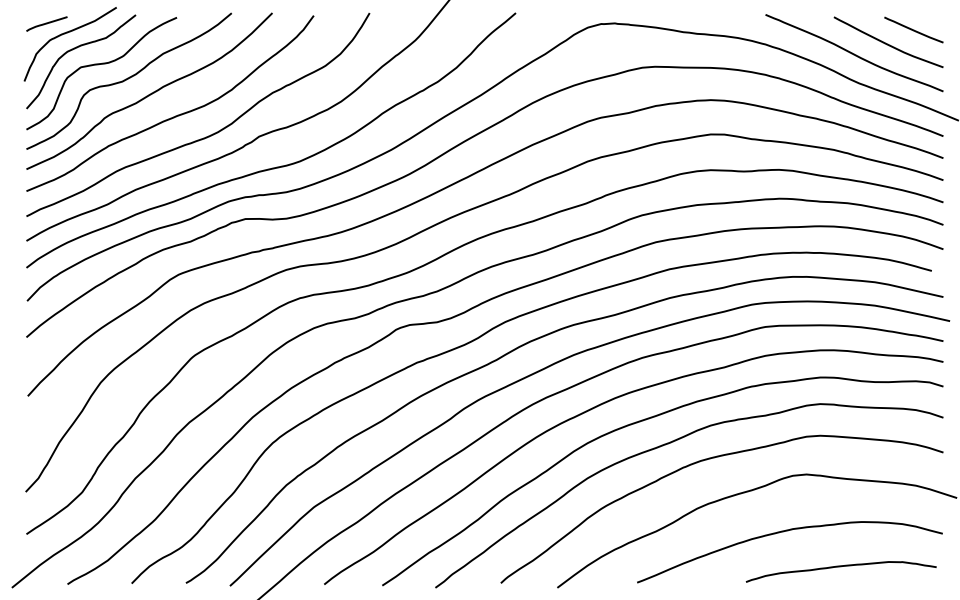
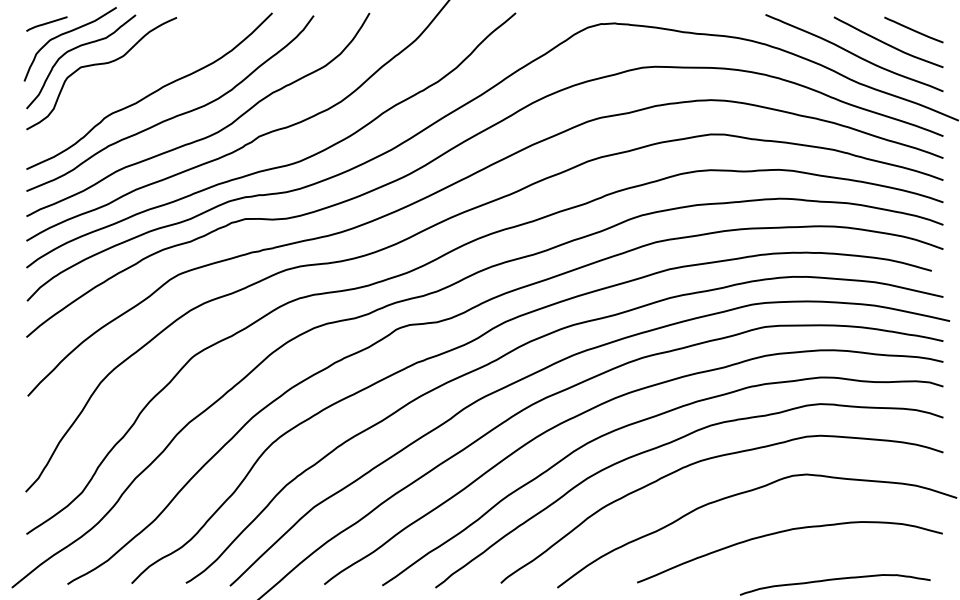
curve: present -> none (128, 79)
curve position: (840, 567) -> (834, 580) (834, 580)
